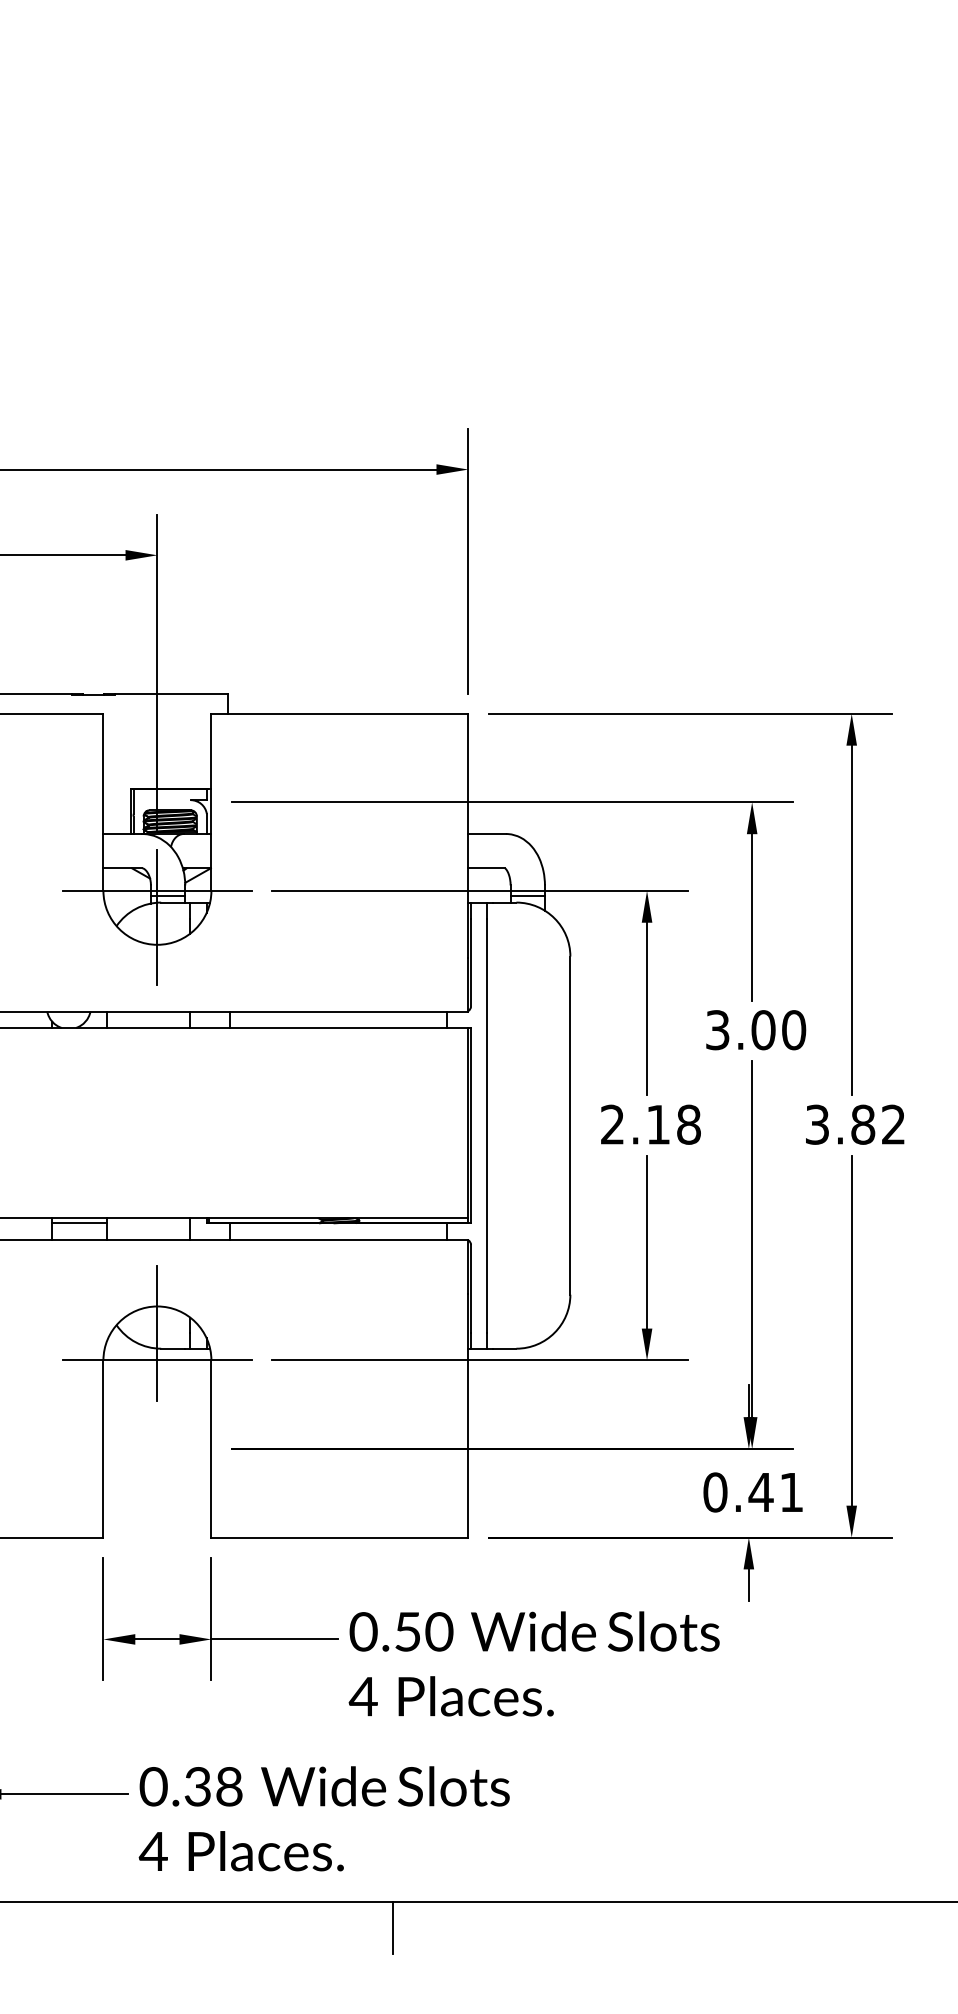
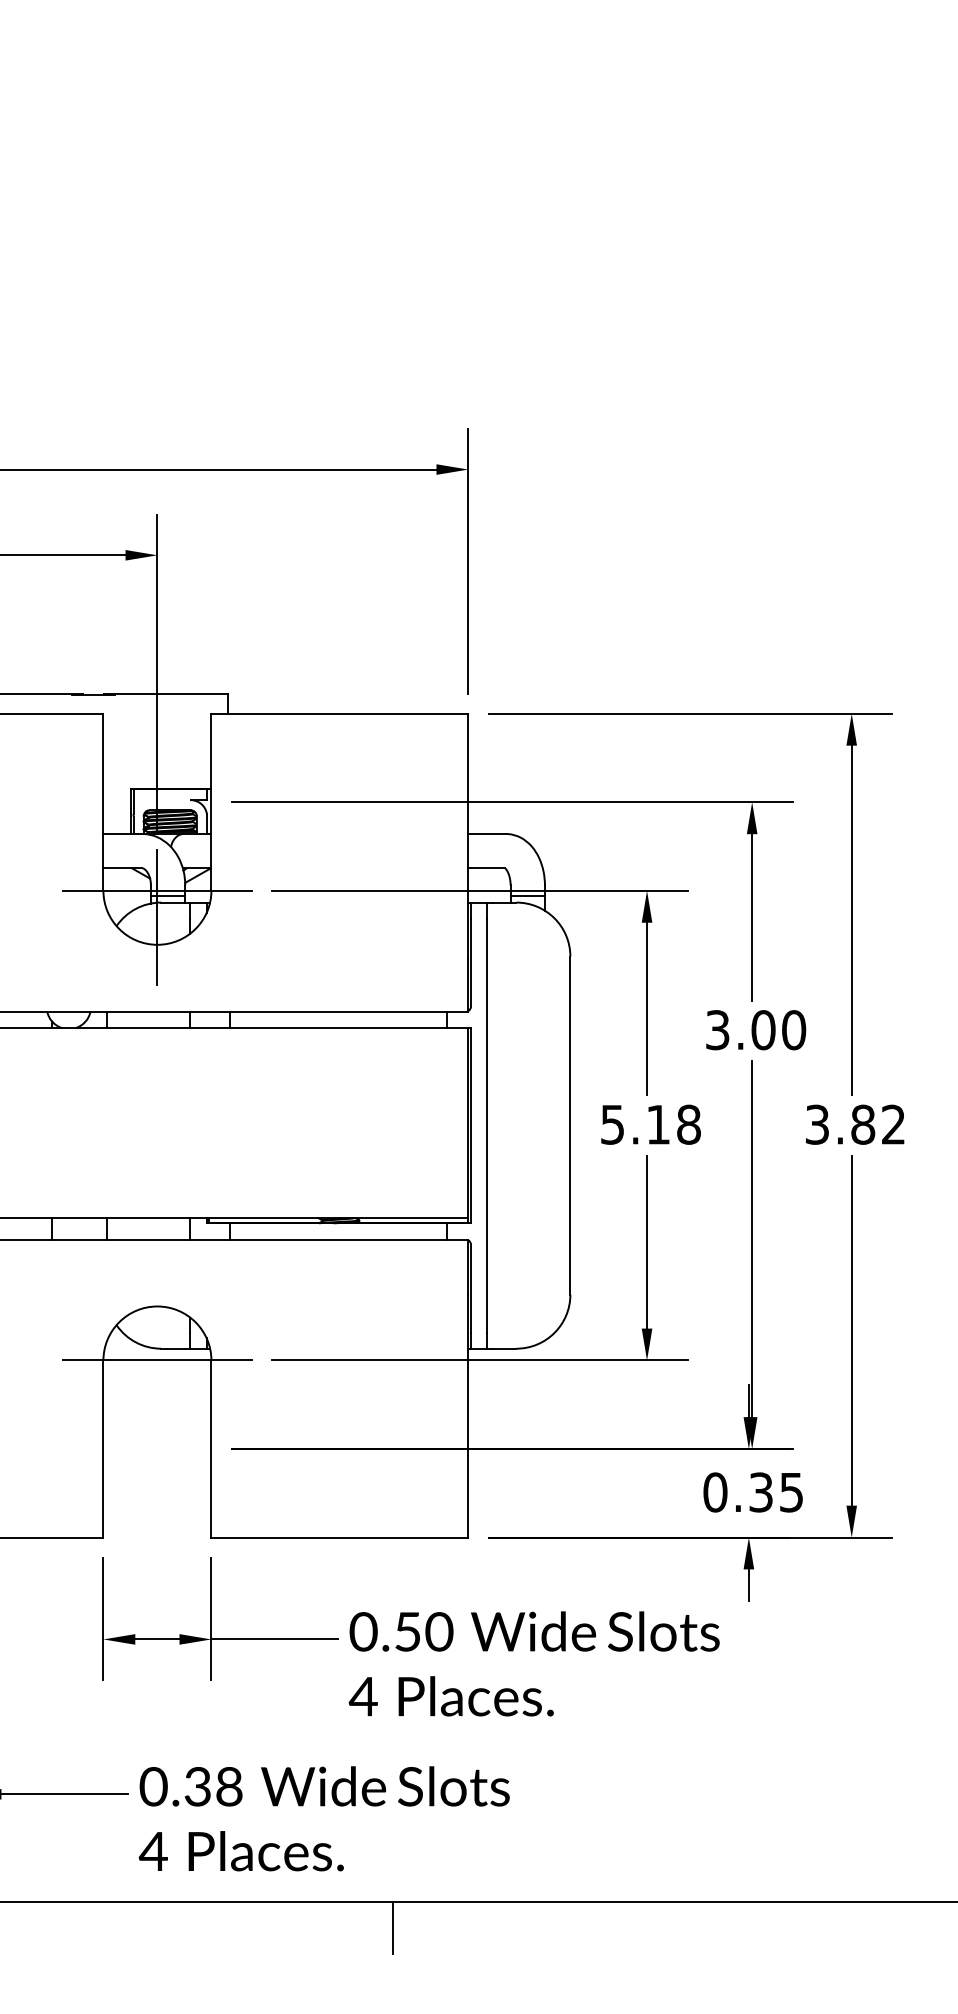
text: 2.18 -> 5.18 (612, 1124)
line: present -> none (79, 1223)
line: present -> none (157, 1333)
text: 0.41 -> 0.35 (775, 1492)
